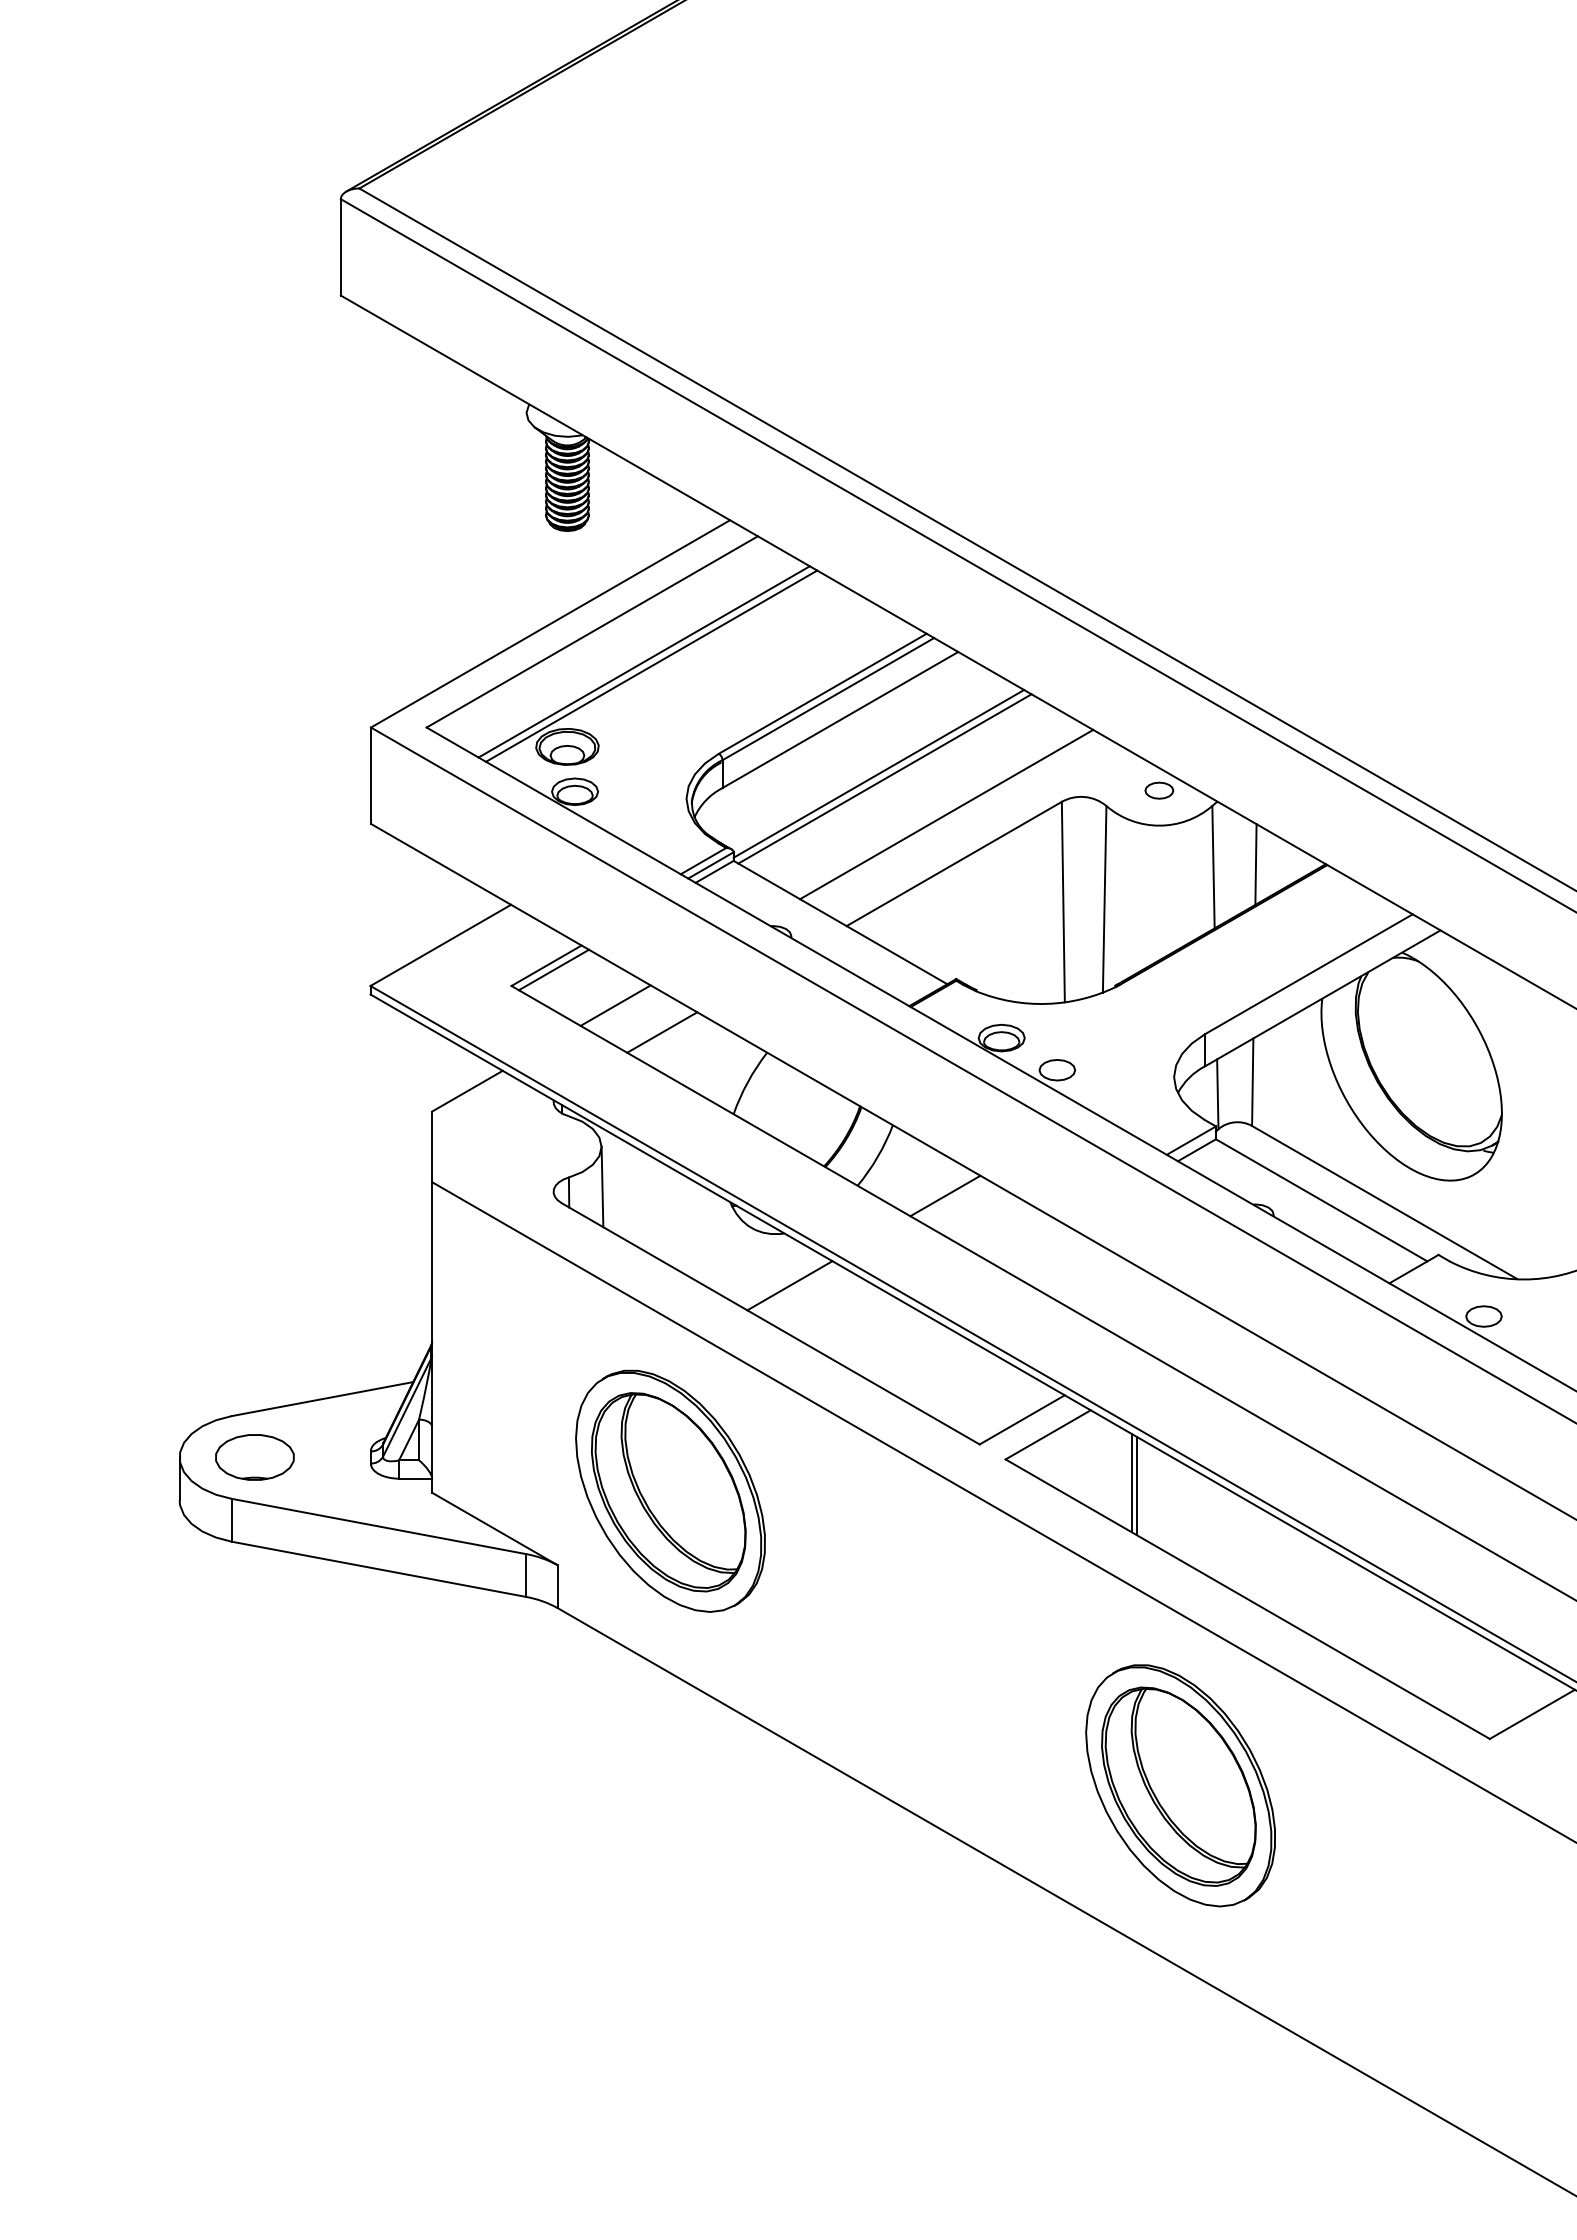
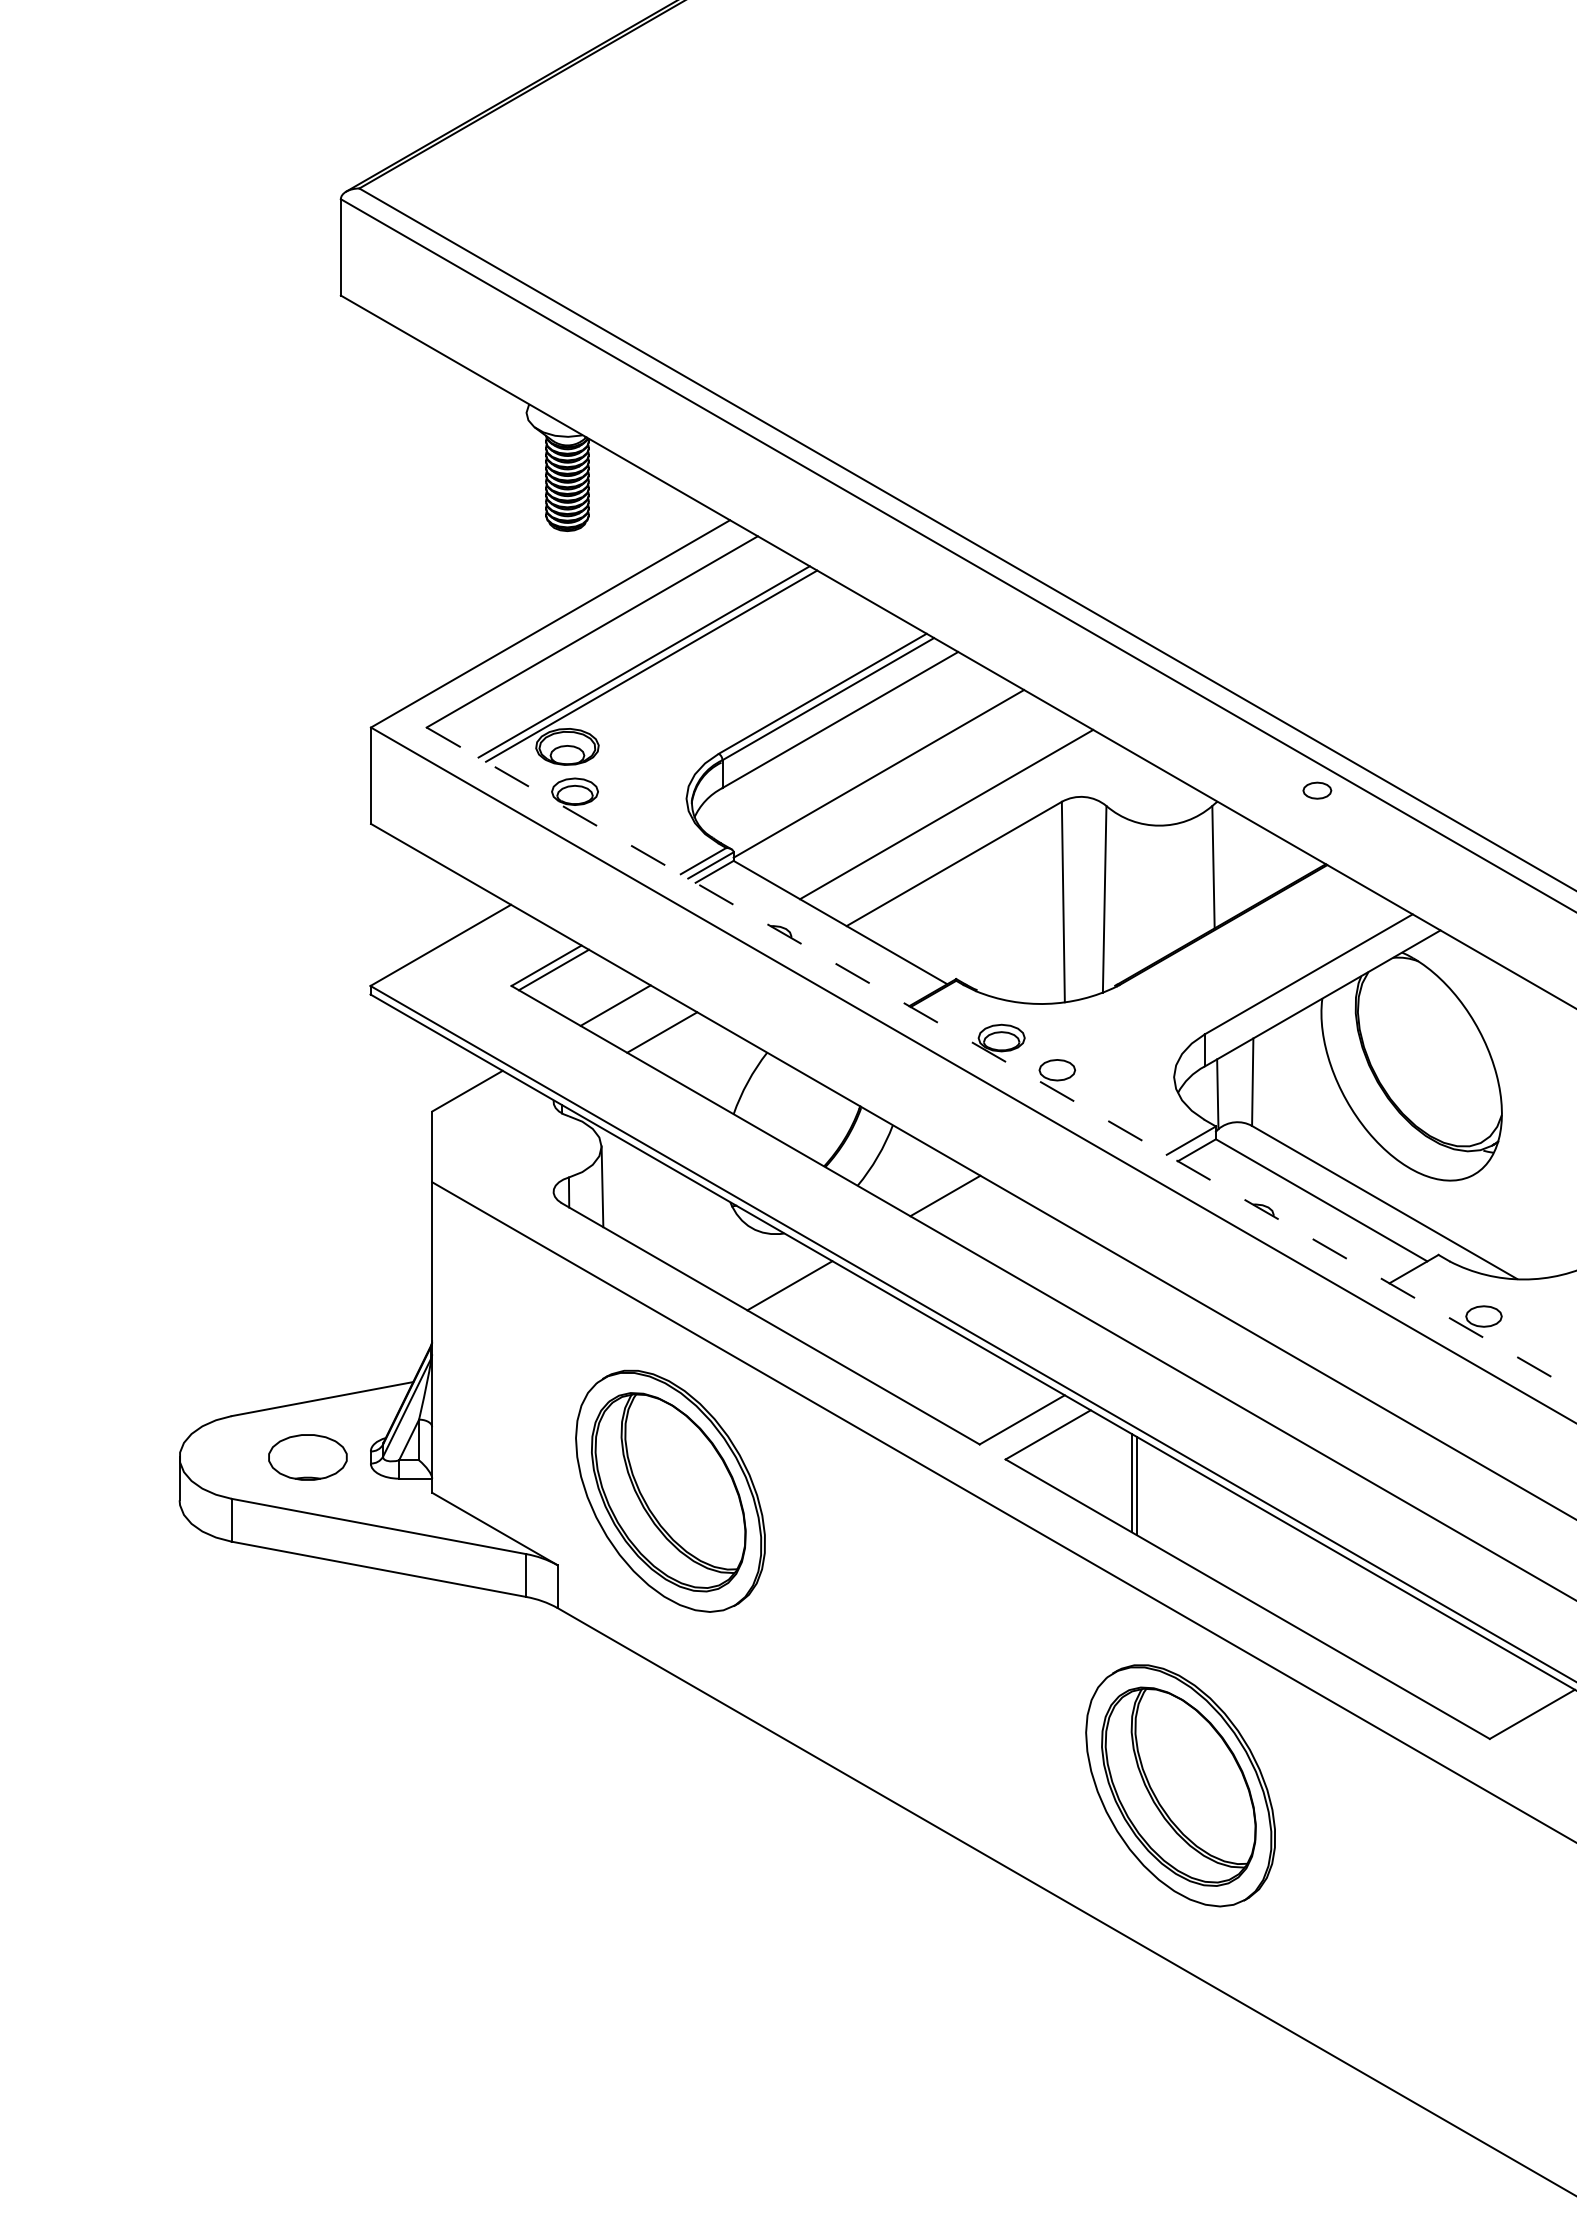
line: present -> none (884, 778)
part position: (1159, 790) -> (1317, 790) (1317, 790)
line: present -> none (1255, 864)
line: solid -> dashed (1001, 1059)
part position: (254, 1457) -> (307, 1457) (307, 1457)
